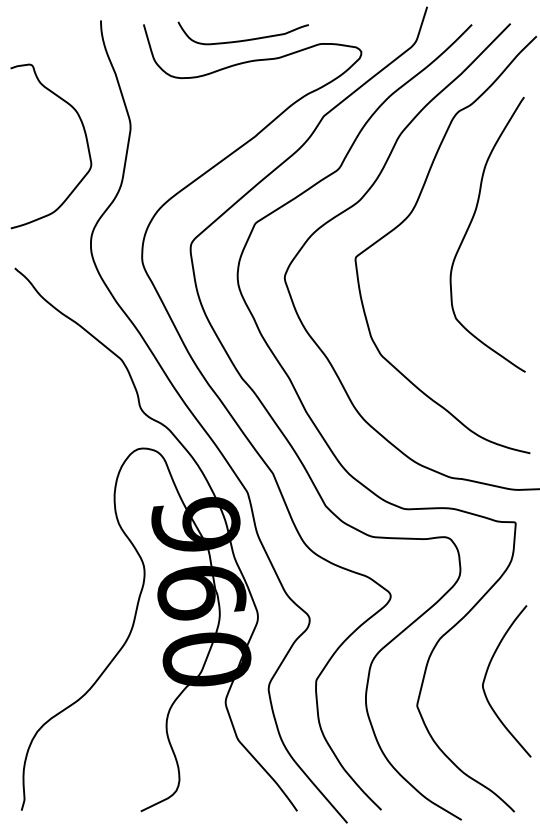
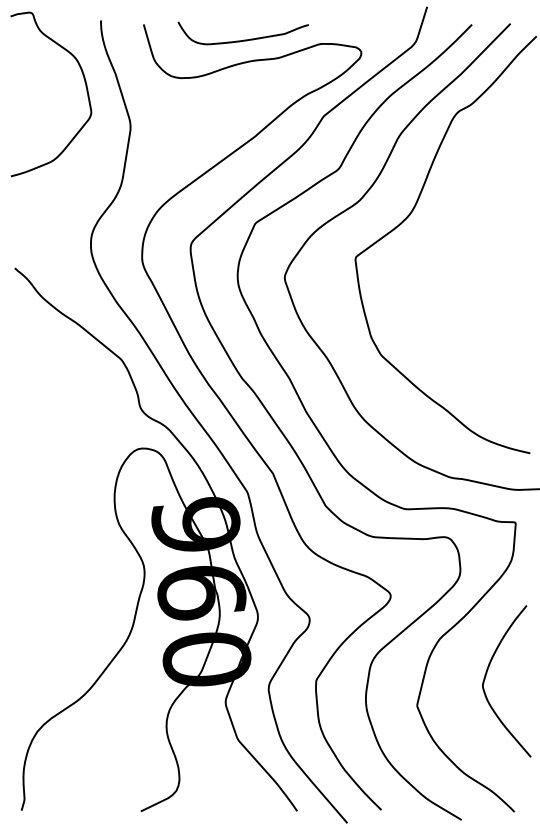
curve position: (85, 138) -> (85, 86) (85, 86)
curve: present -> none (469, 228)
